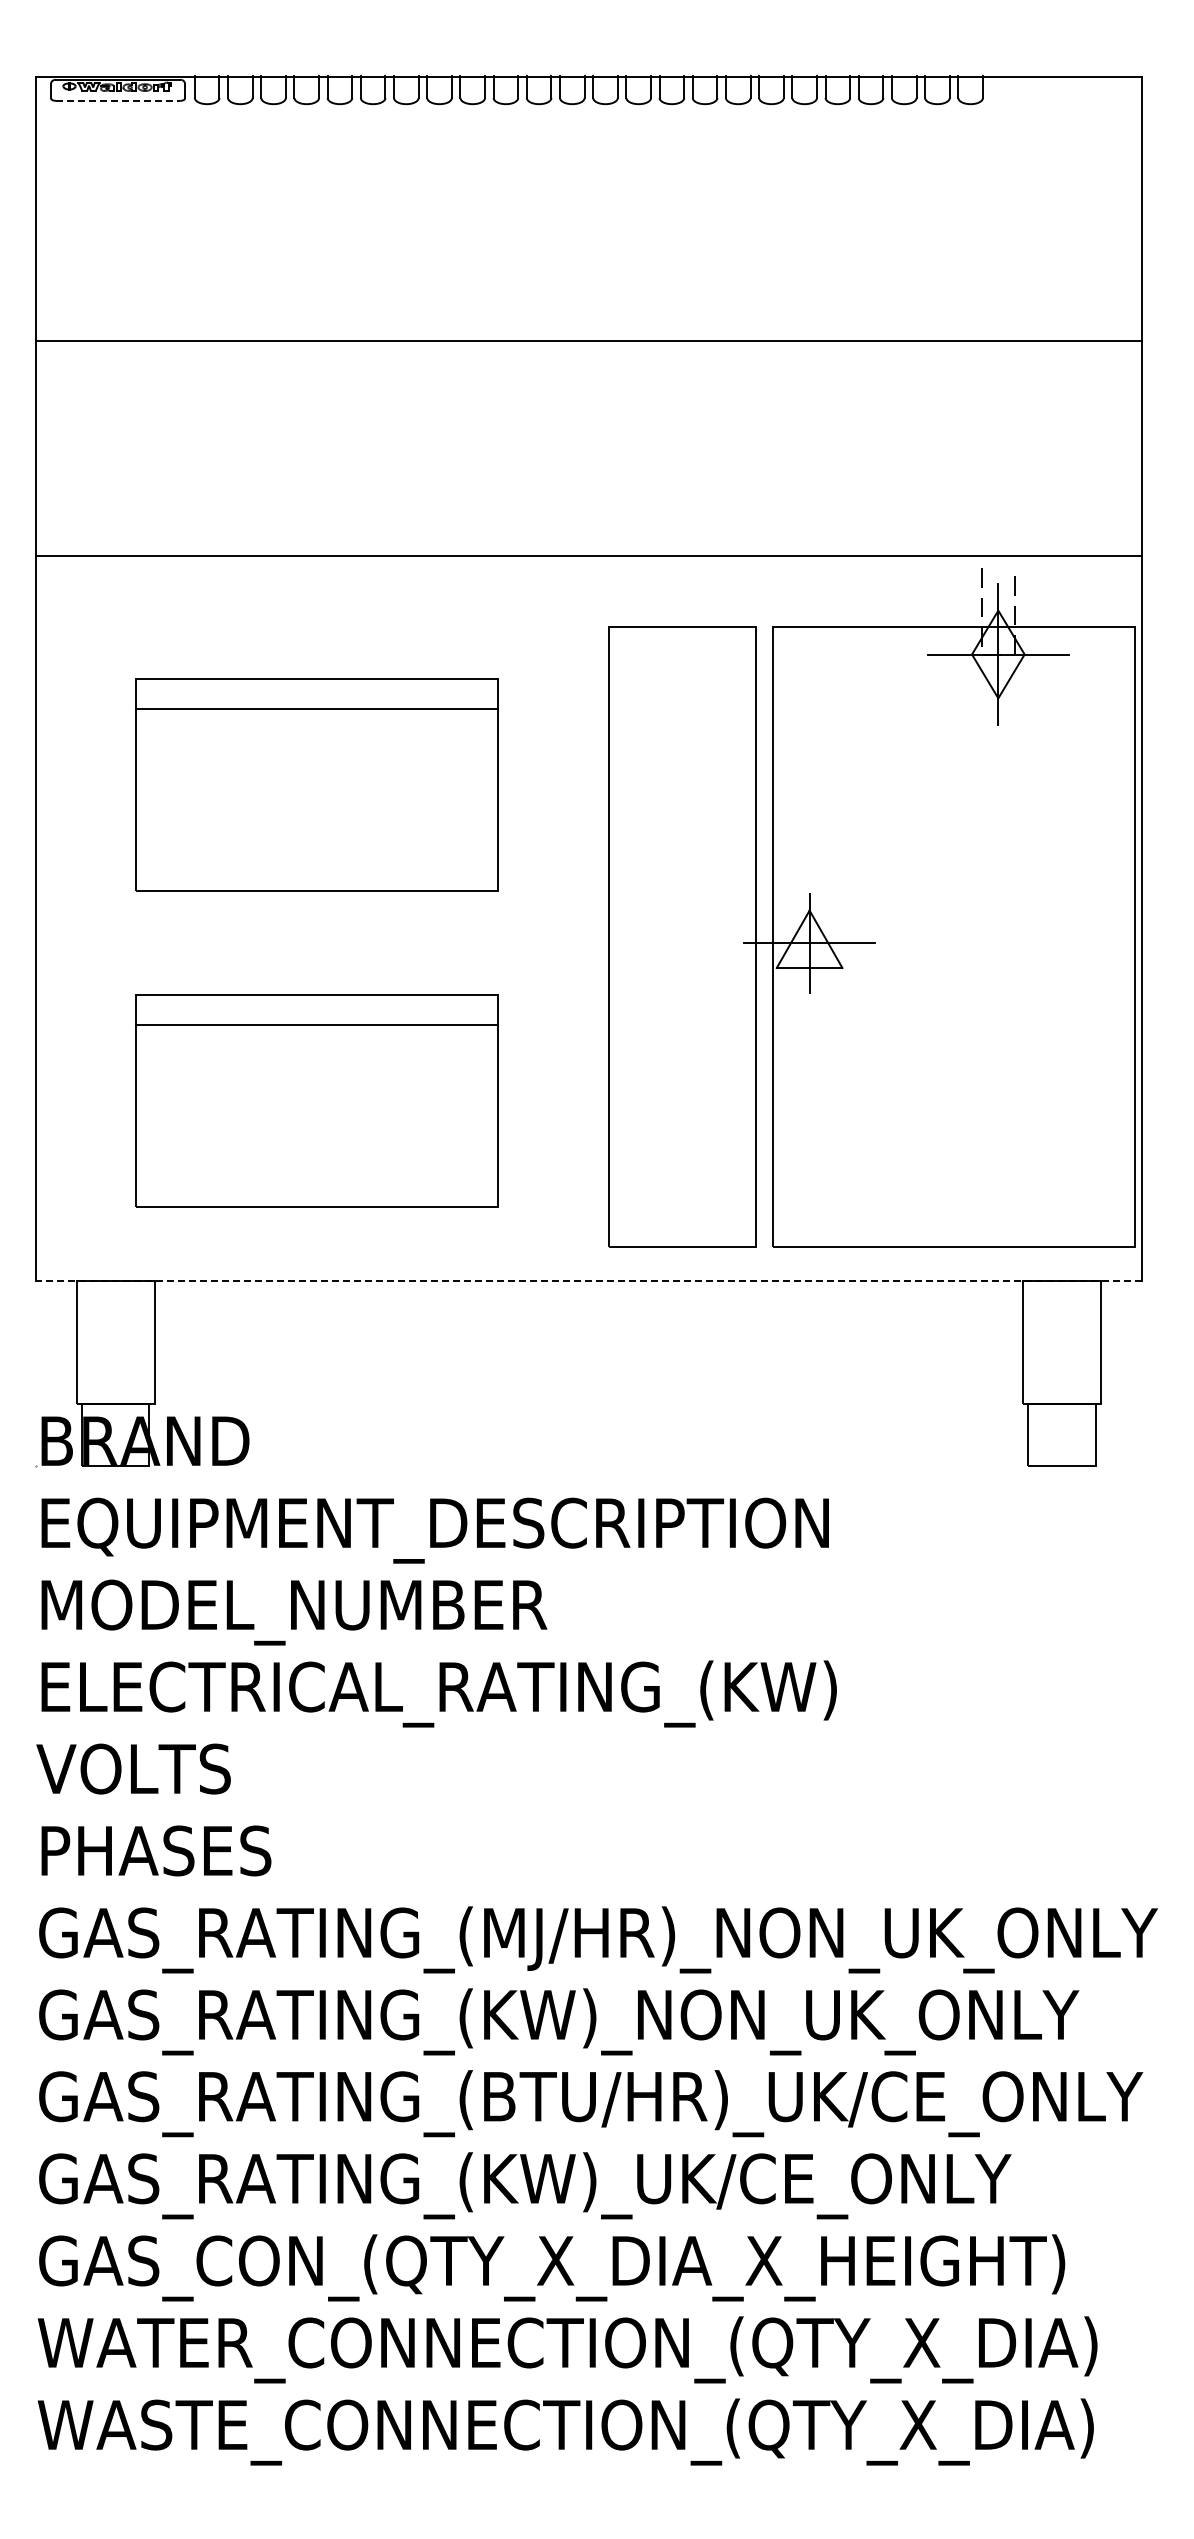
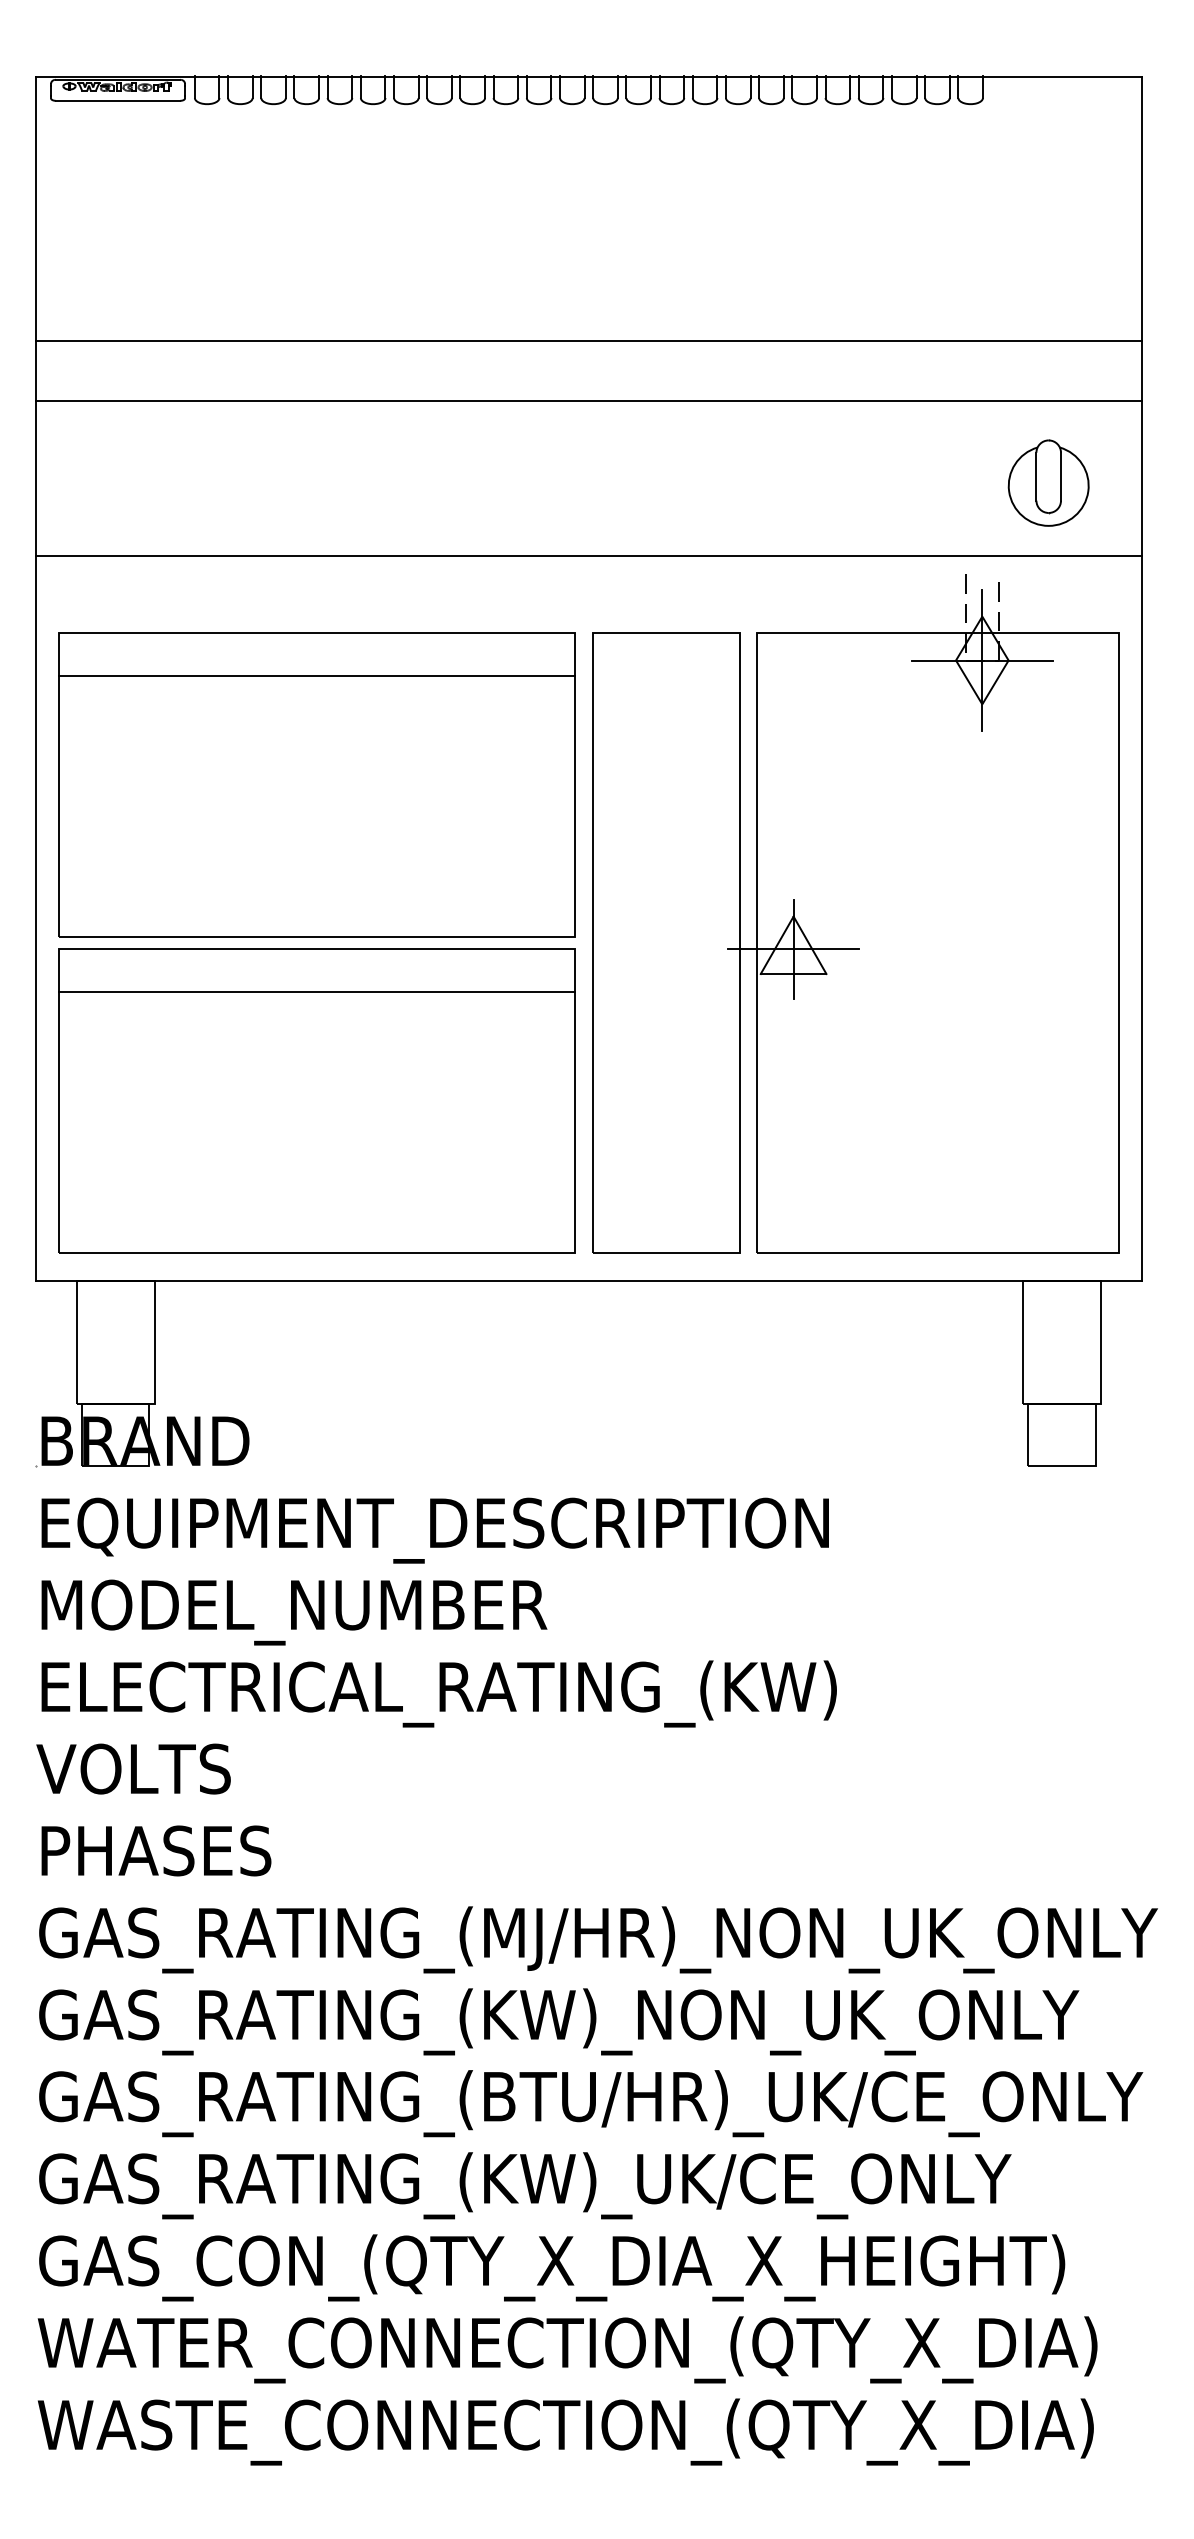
line: dashed -> solid (118, 100)
line: none -> present (588, 401)
part: none -> present (1048, 482)
part size: 364x214 px -> 518x306 px (316, 784)
part position: (871, 907) -> (855, 913) (855, 913)
part size: 364x214 px -> 518x306 px (316, 1100)
line: dashed -> solid (588, 1281)
